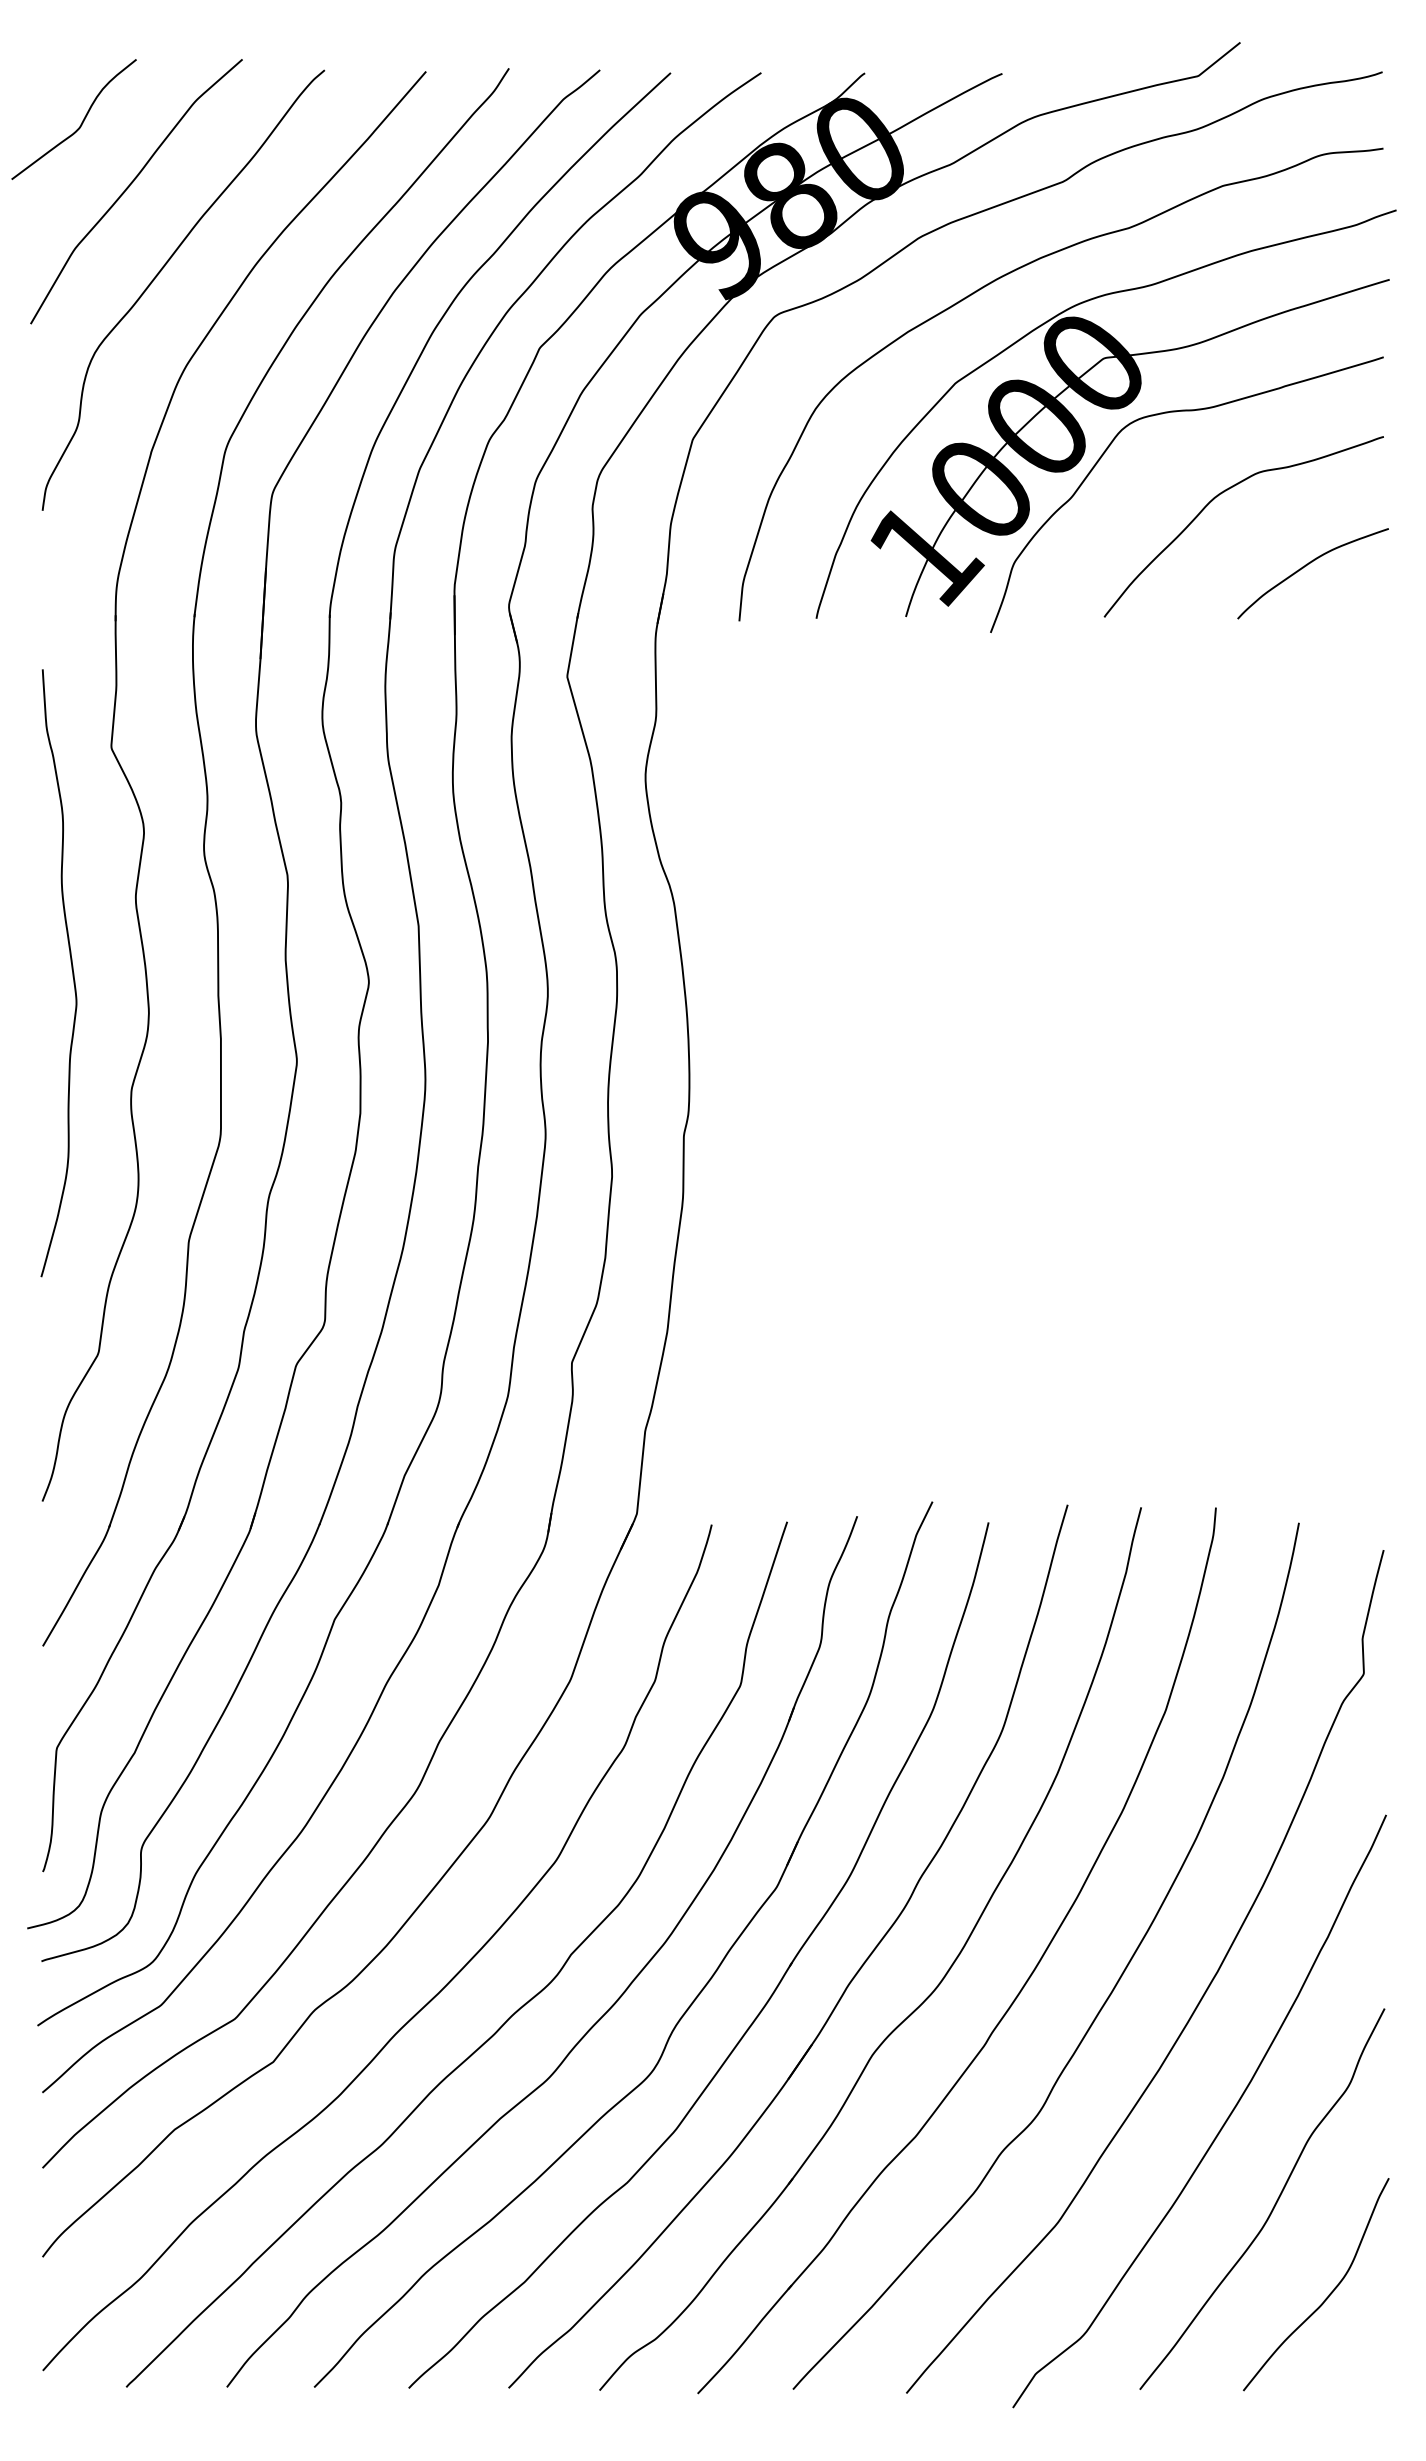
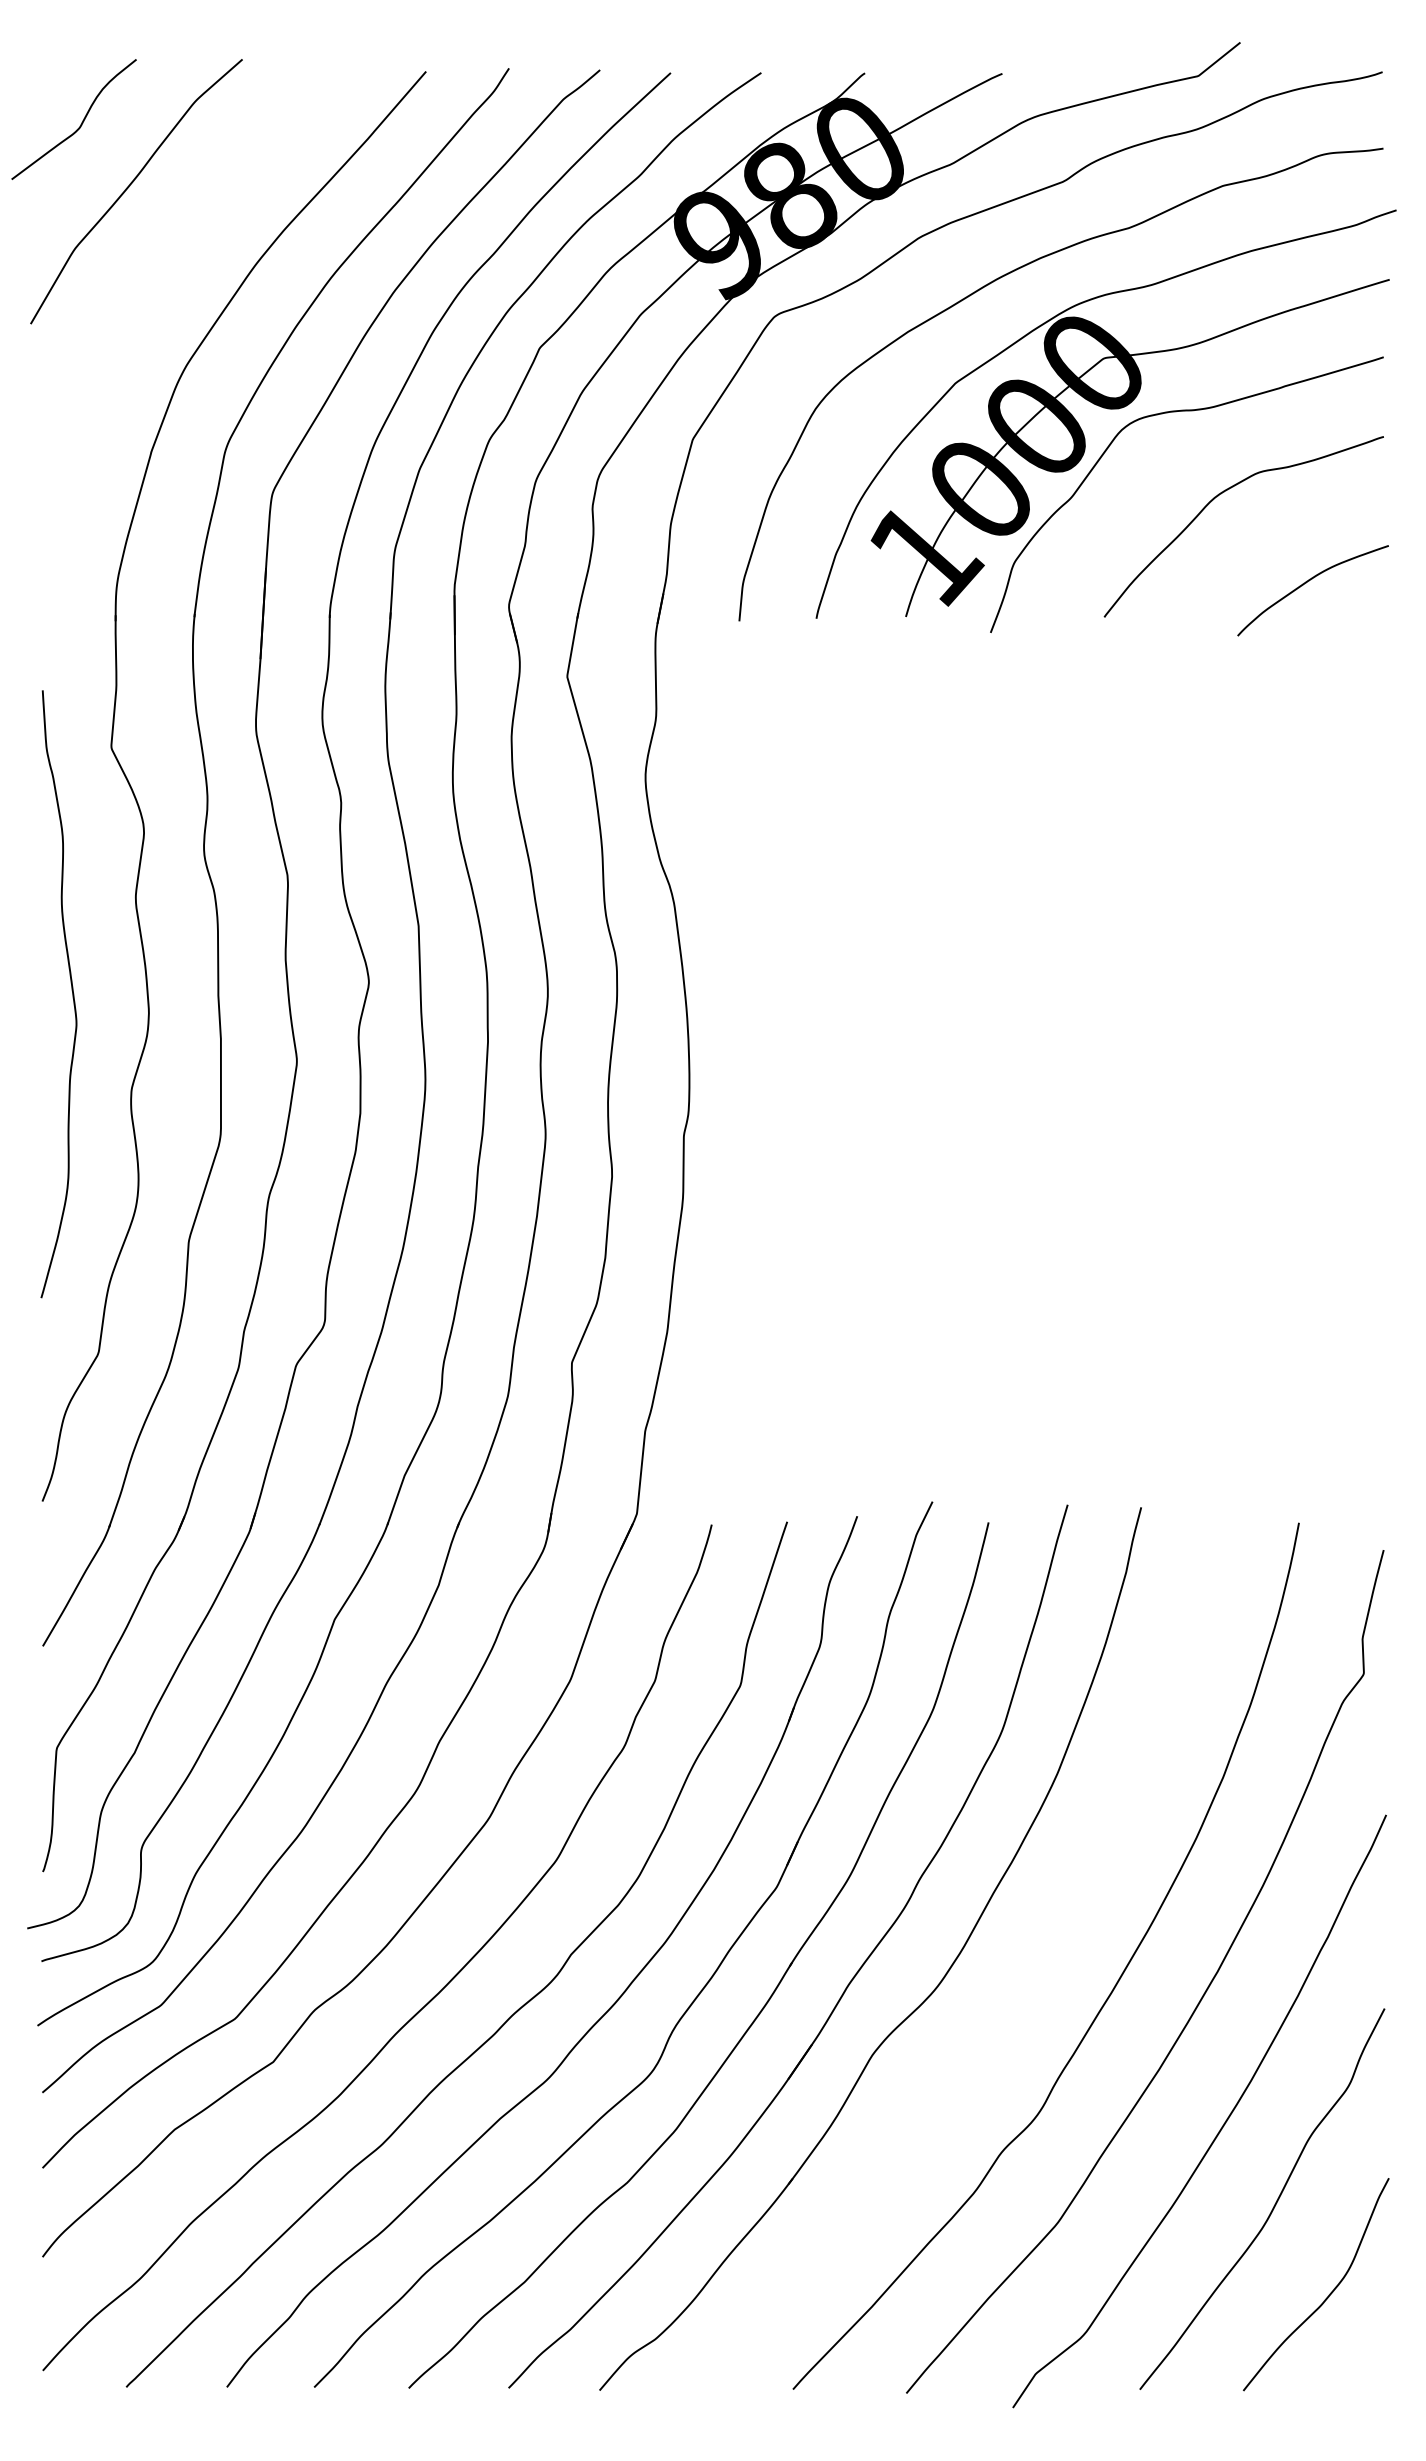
curve: present -> none (161, 271)
curve position: (1306, 566) -> (1306, 583) (1306, 583)
curve position: (71, 969) -> (71, 990) (71, 990)
part: present -> none (1018, 1992)
